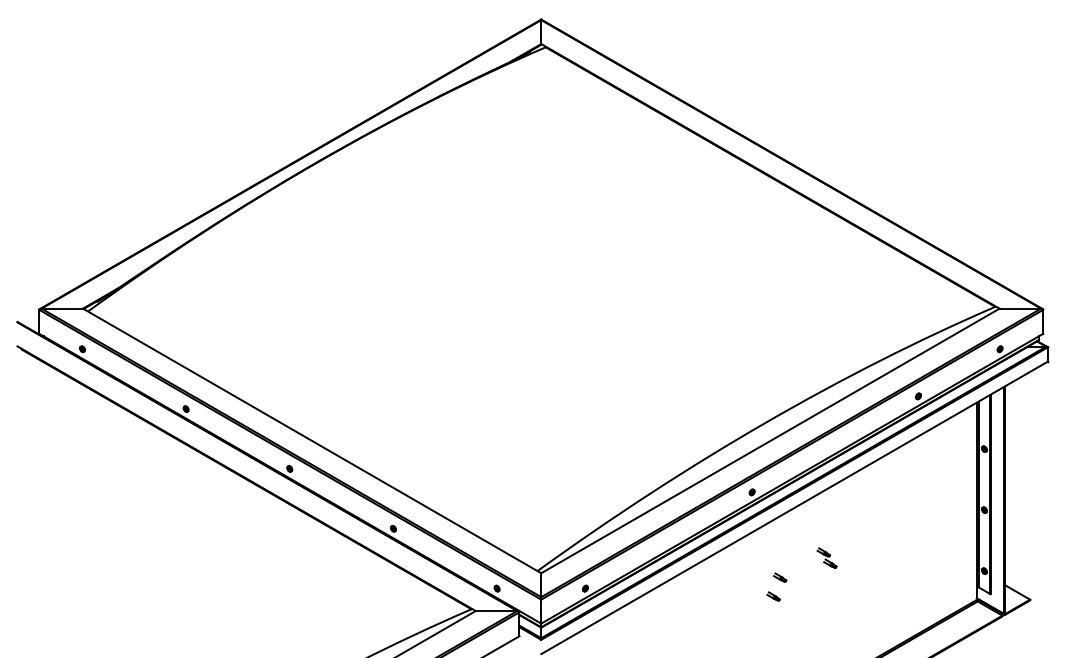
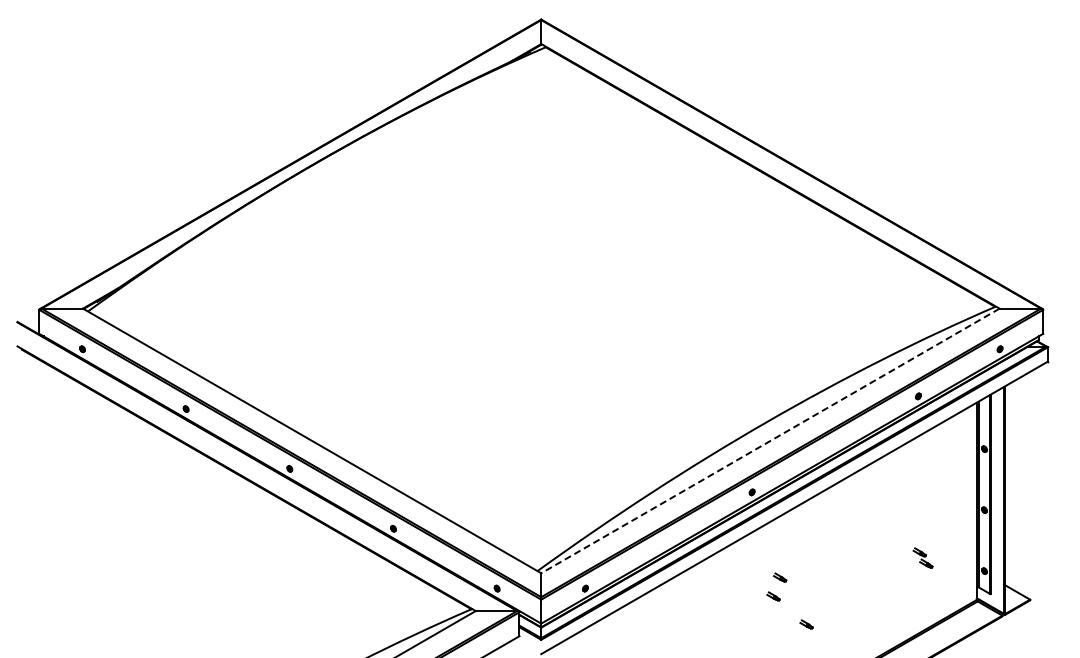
line: solid -> dashed (770, 440)
part position: (826, 557) -> (922, 557) (922, 557)
part: none -> present (806, 624)
